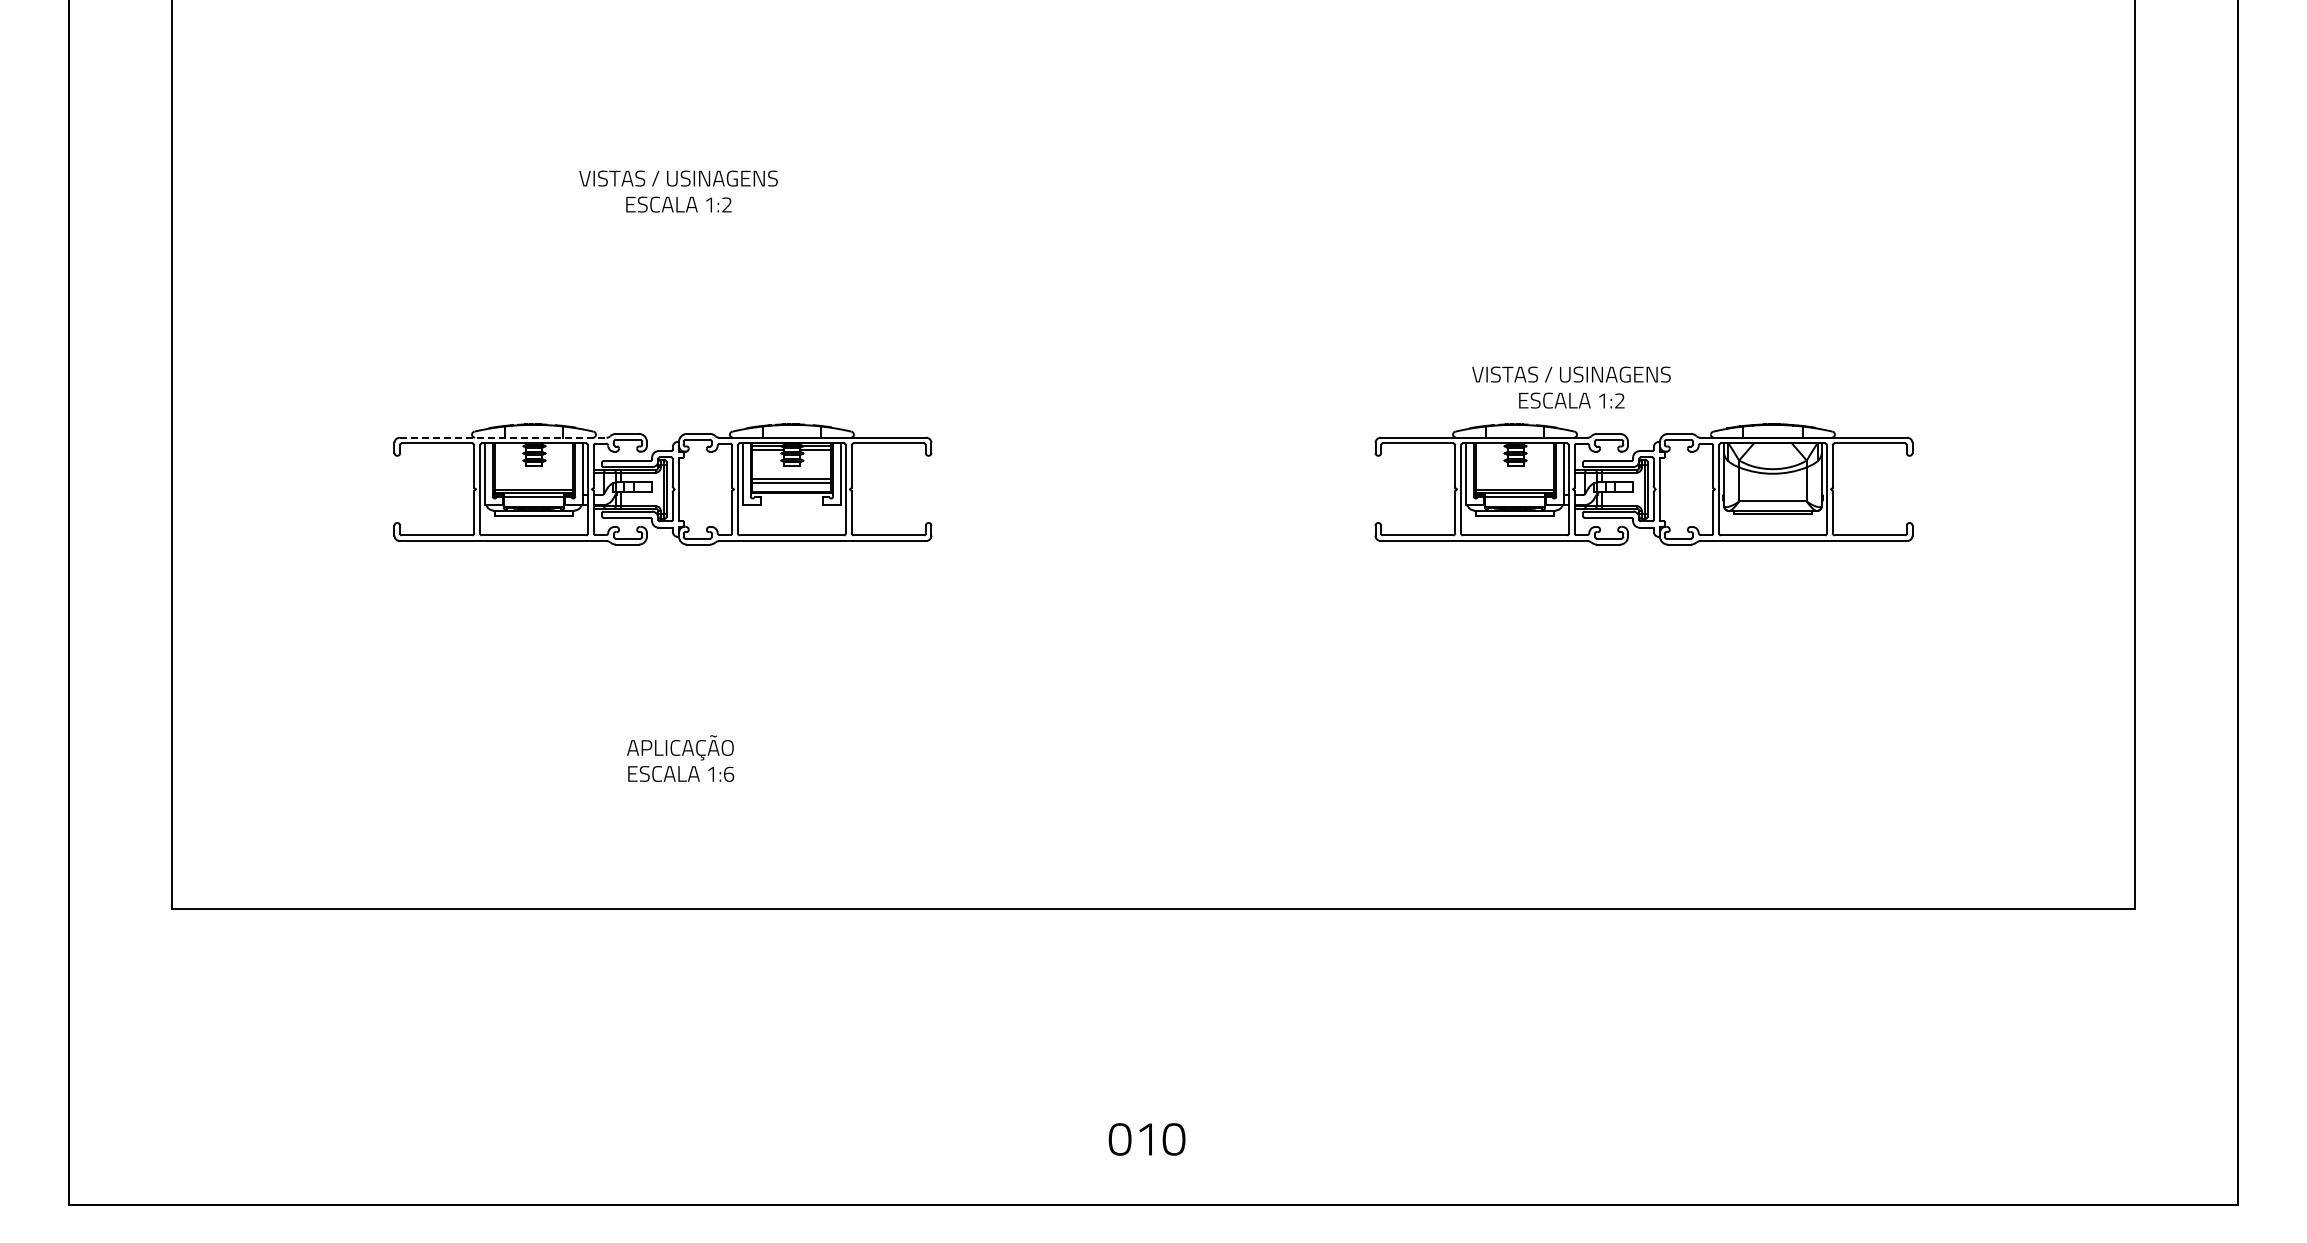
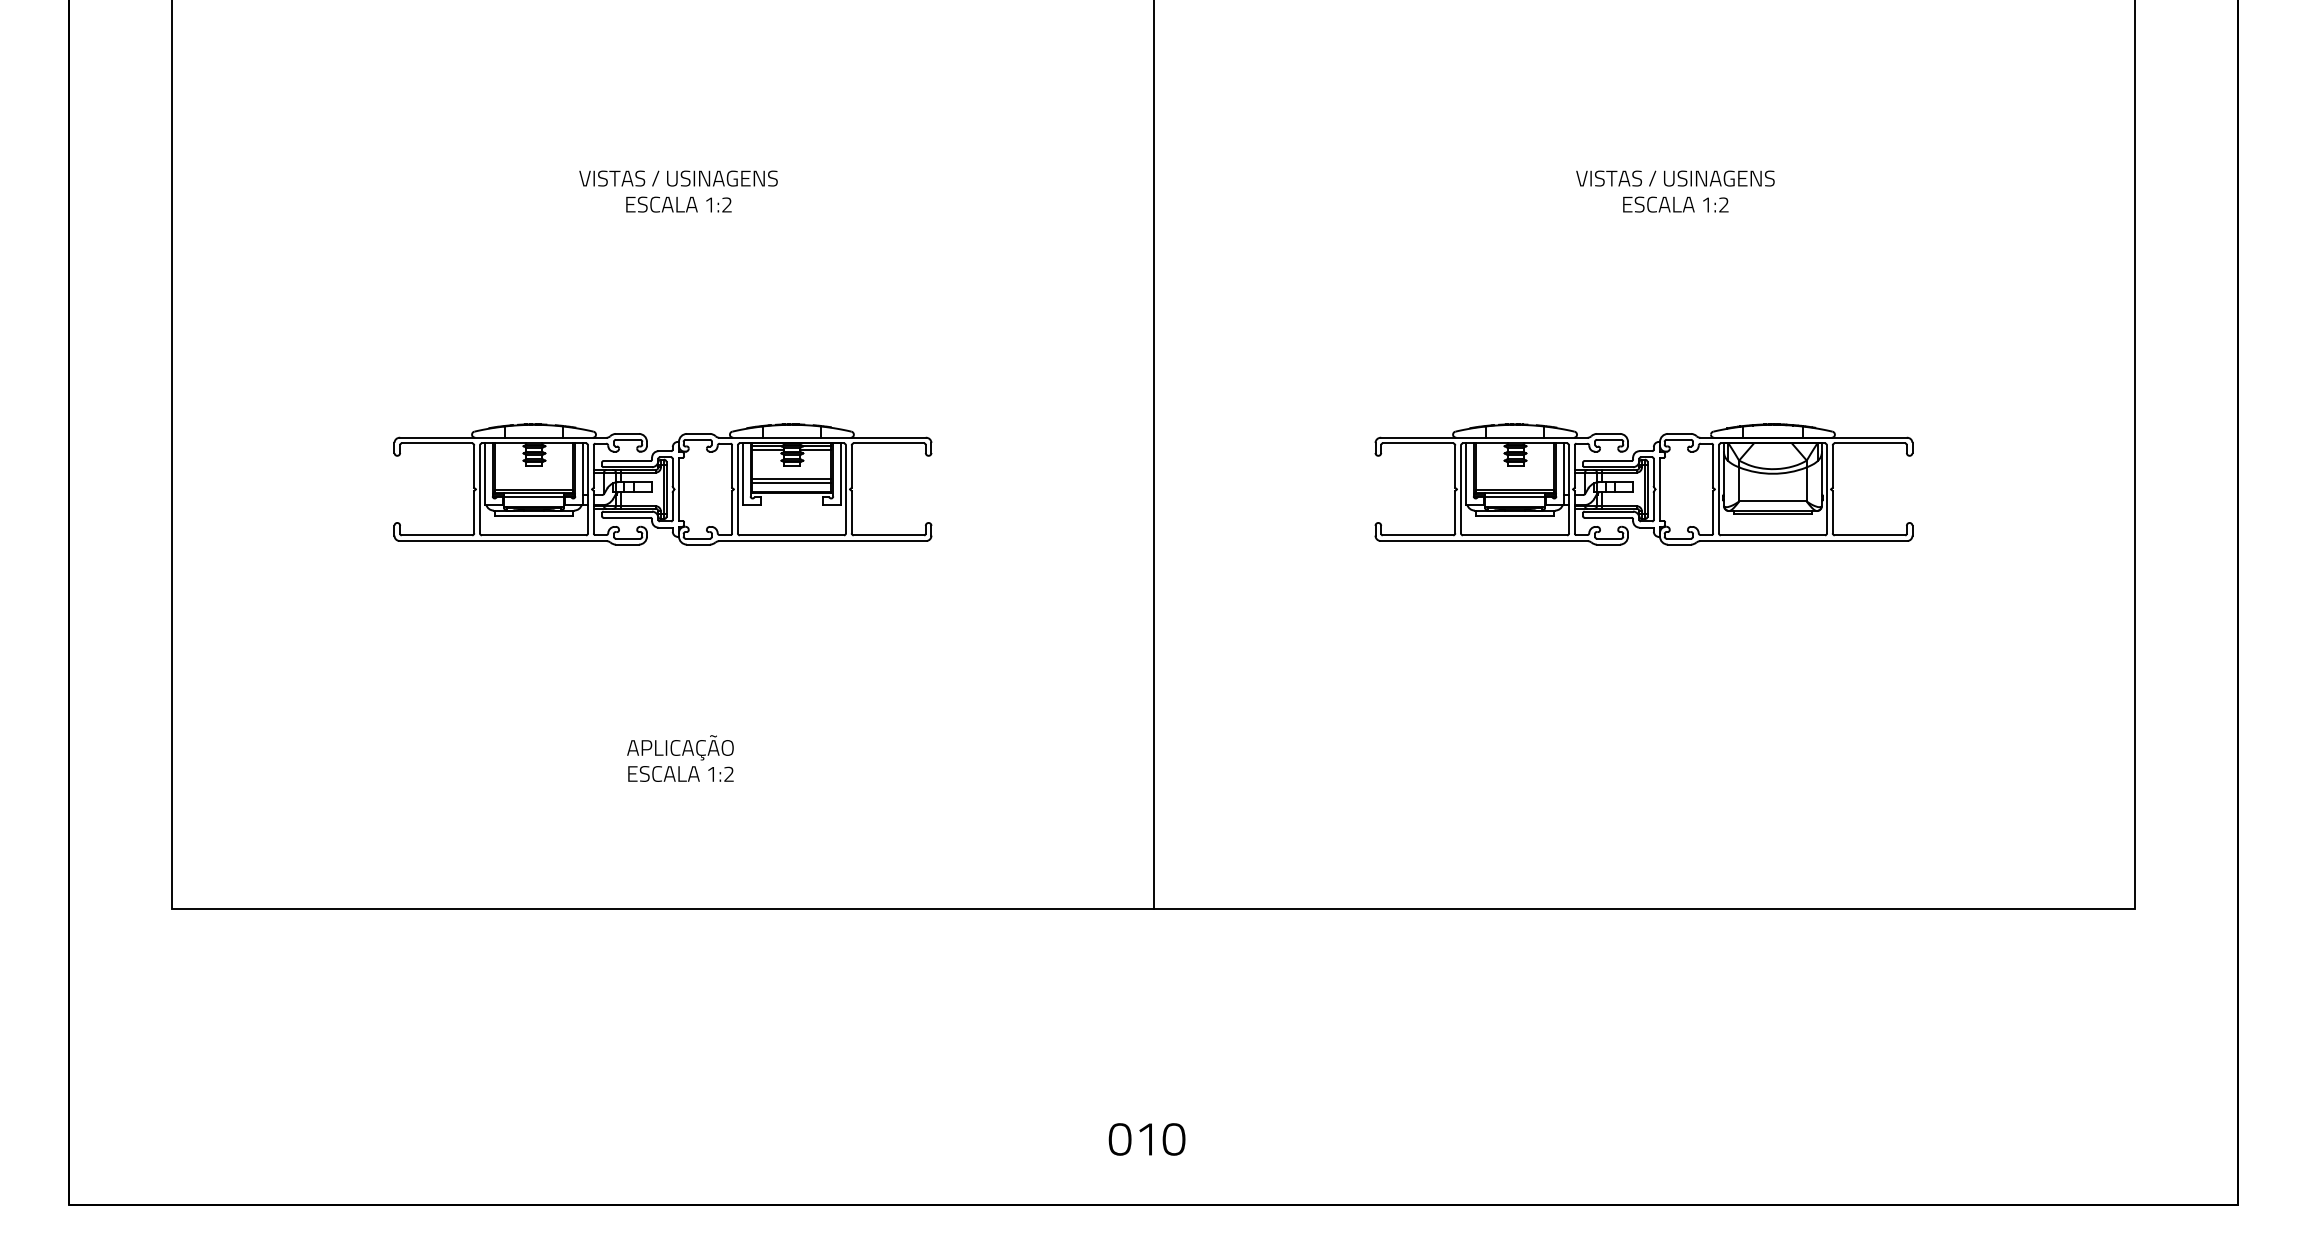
text position: (1571, 387) -> (1675, 191) (1675, 191)
line: dashed -> solid (503, 437)
line: none -> present (1153, 455)
text: 1:6 -> 1:2 (729, 773)
